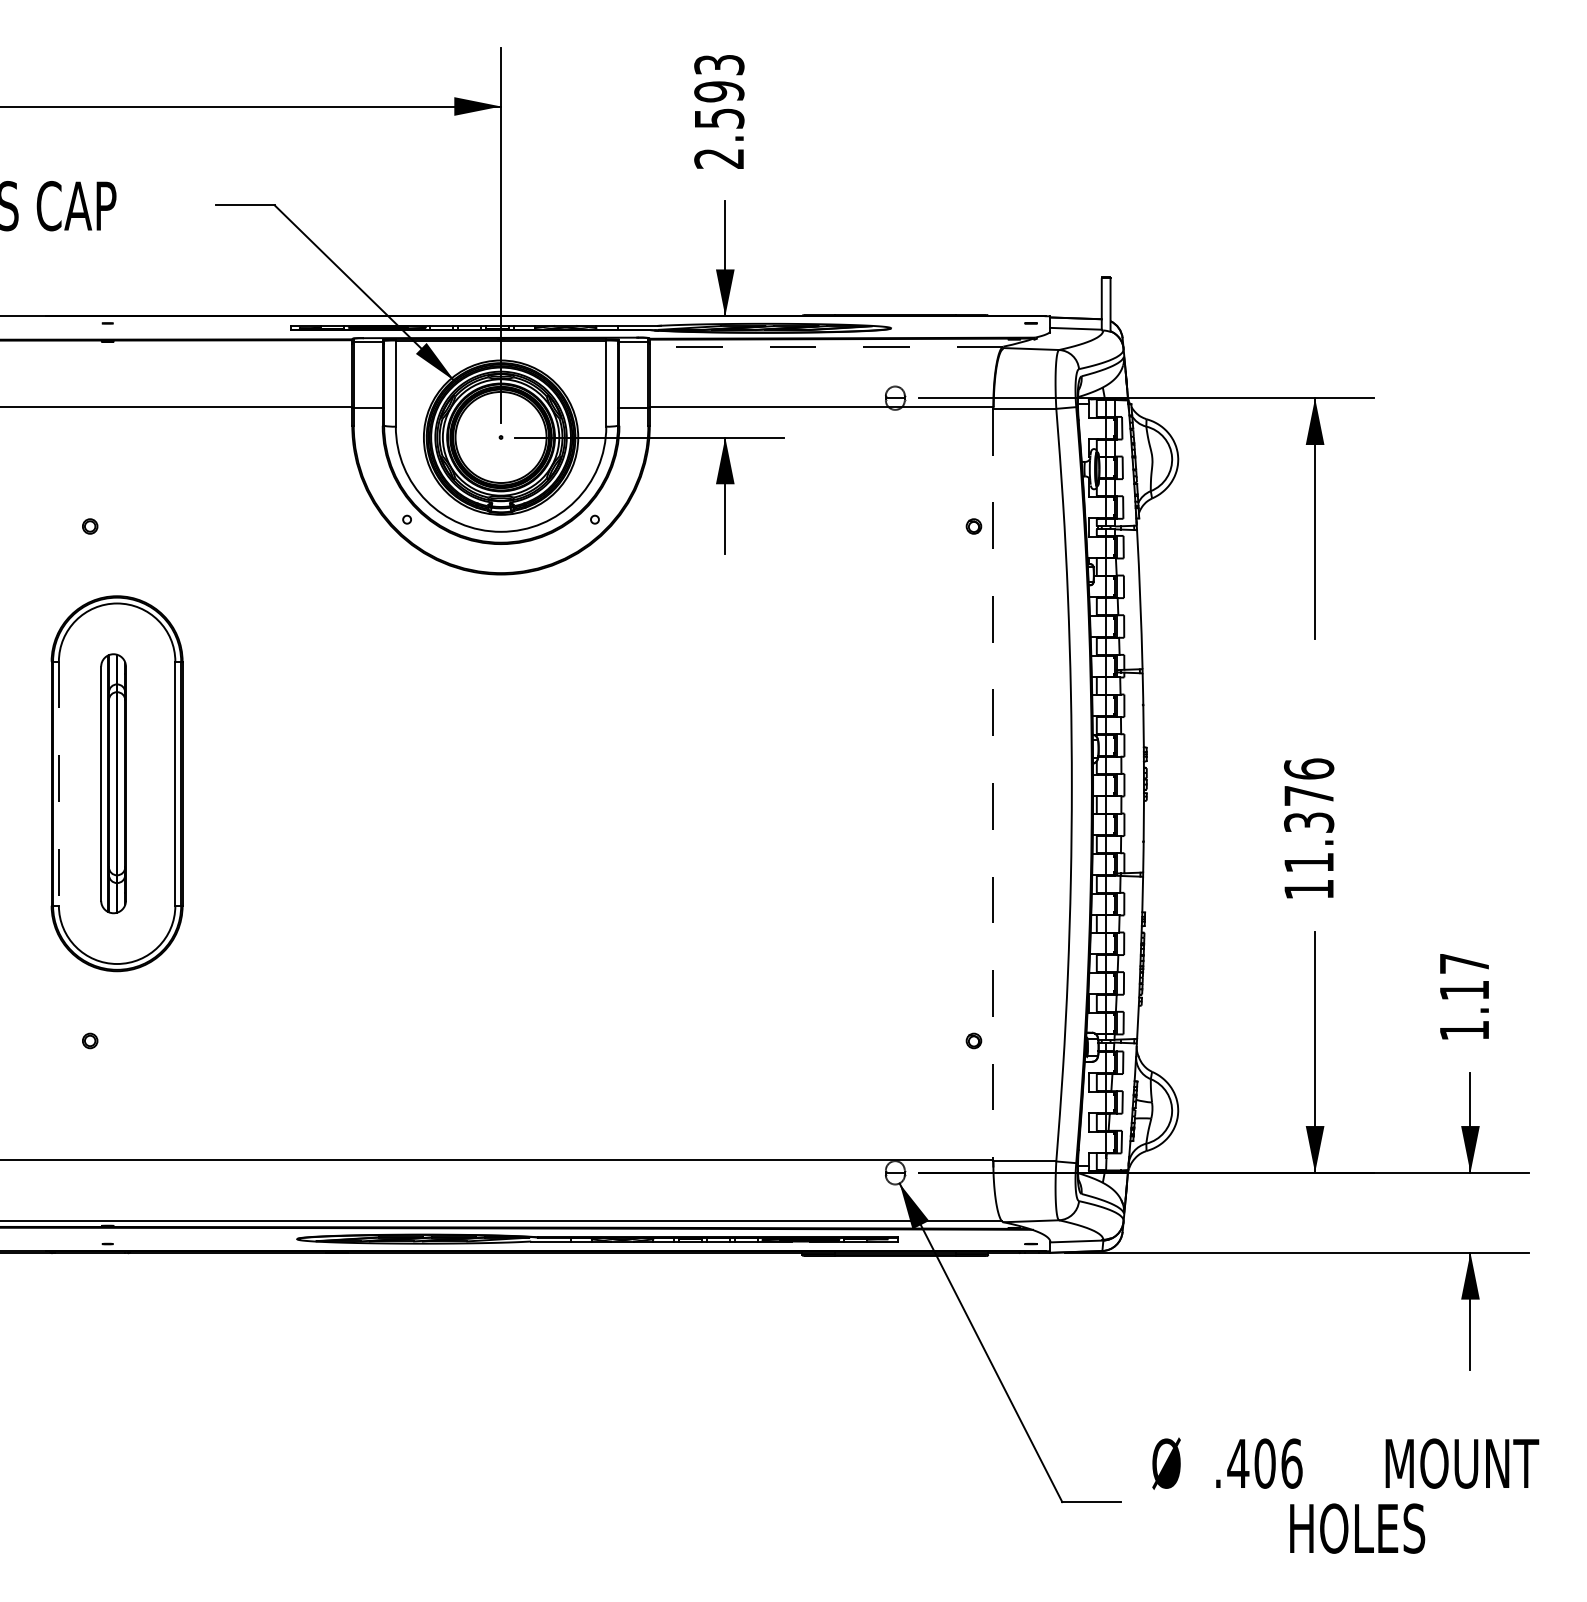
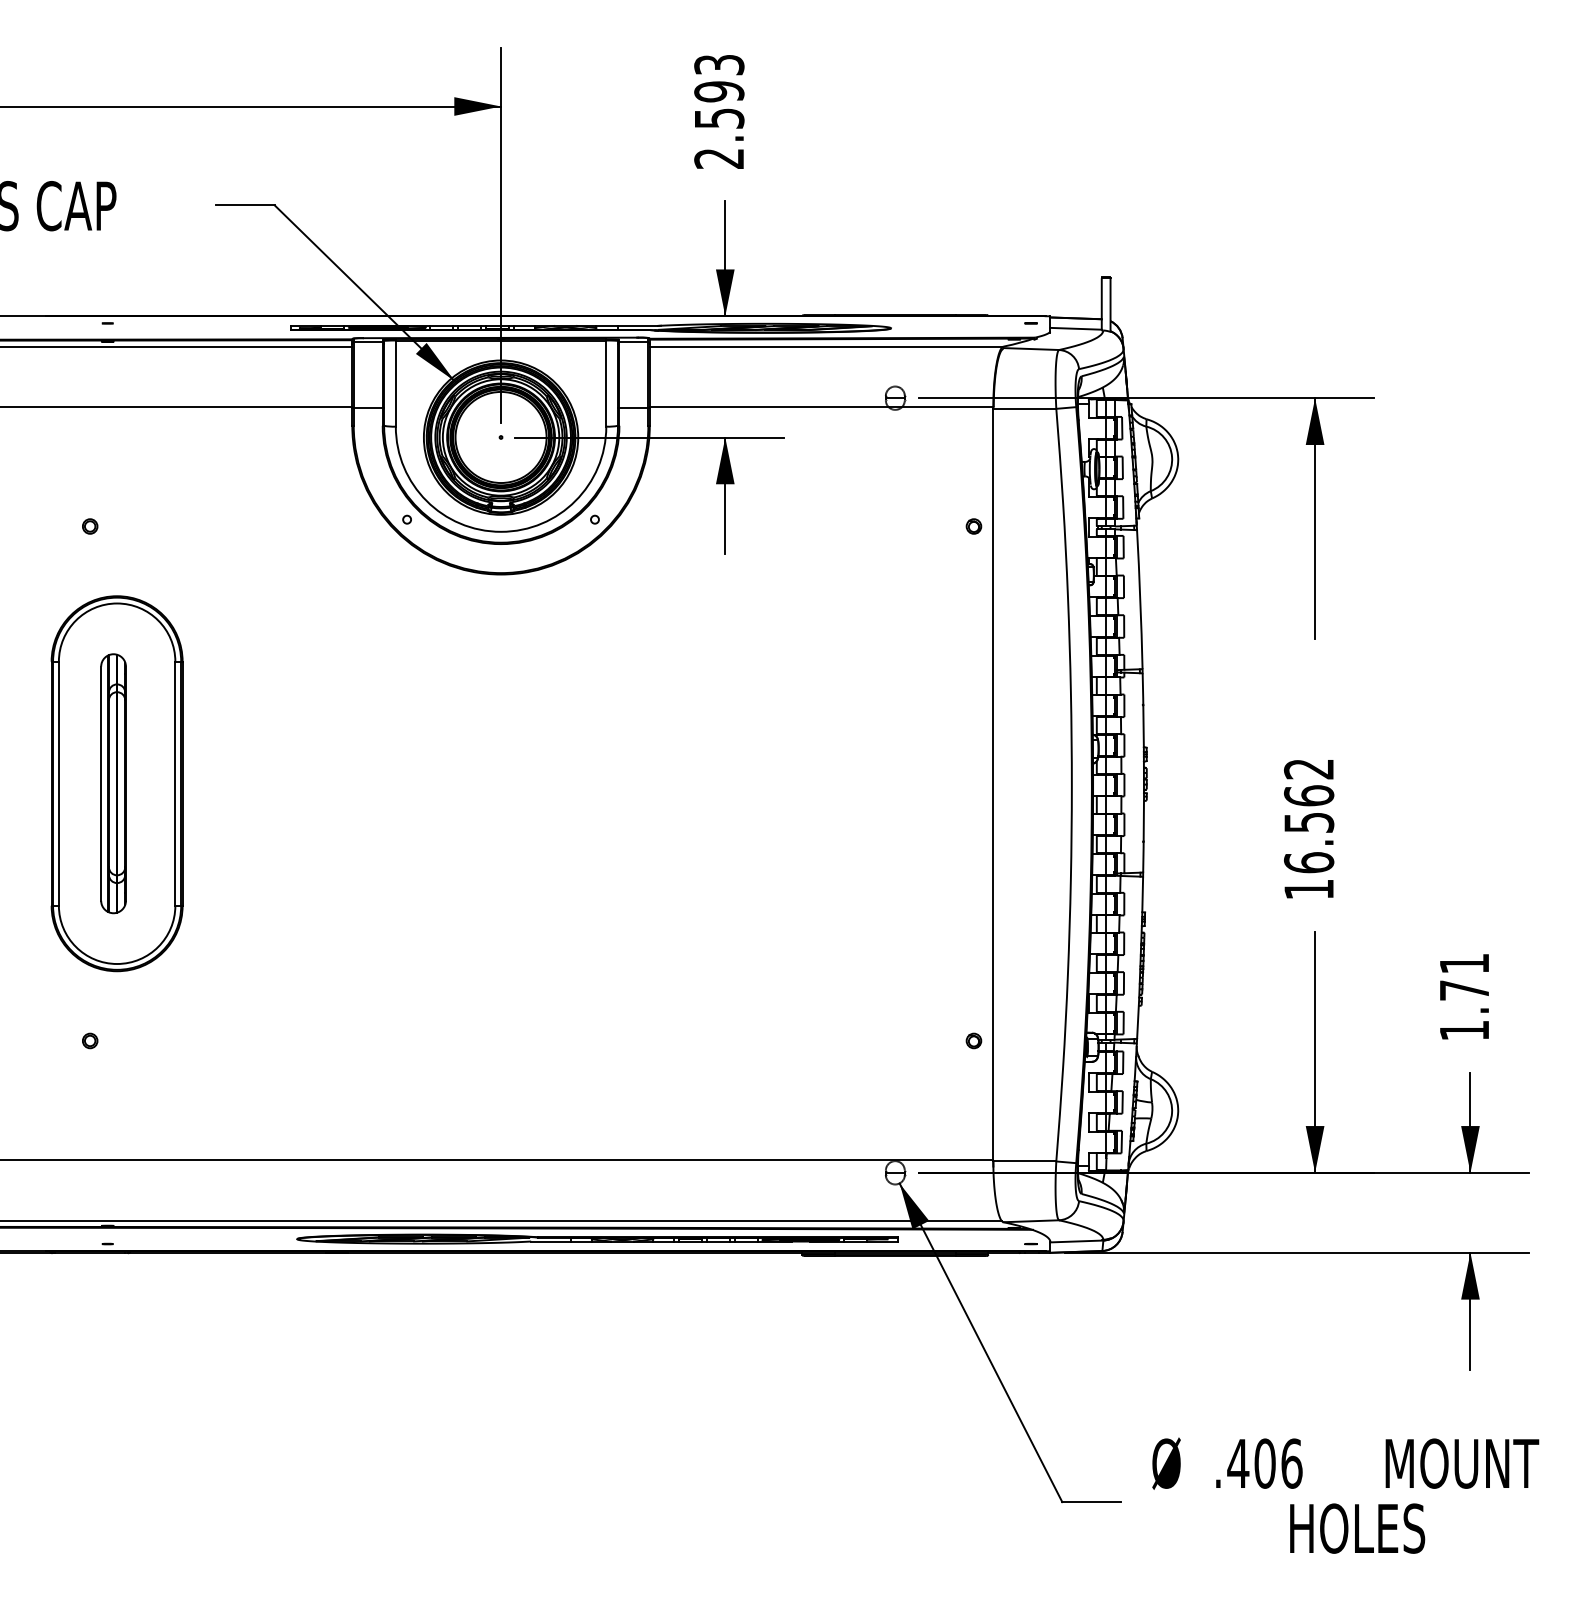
line: none -> present (177, 346)
line: dashed -> solid (826, 346)
line: dashed -> solid (58, 784)
line: dashed -> solid (993, 785)
text: 11.376 -> 16.562 (1308, 815)
text: 1.17 -> 1.71 (1464, 977)
